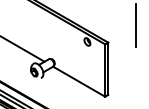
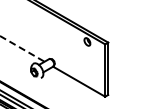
line: present -> none (136, 25)
line: solid -> dashed (23, 49)
